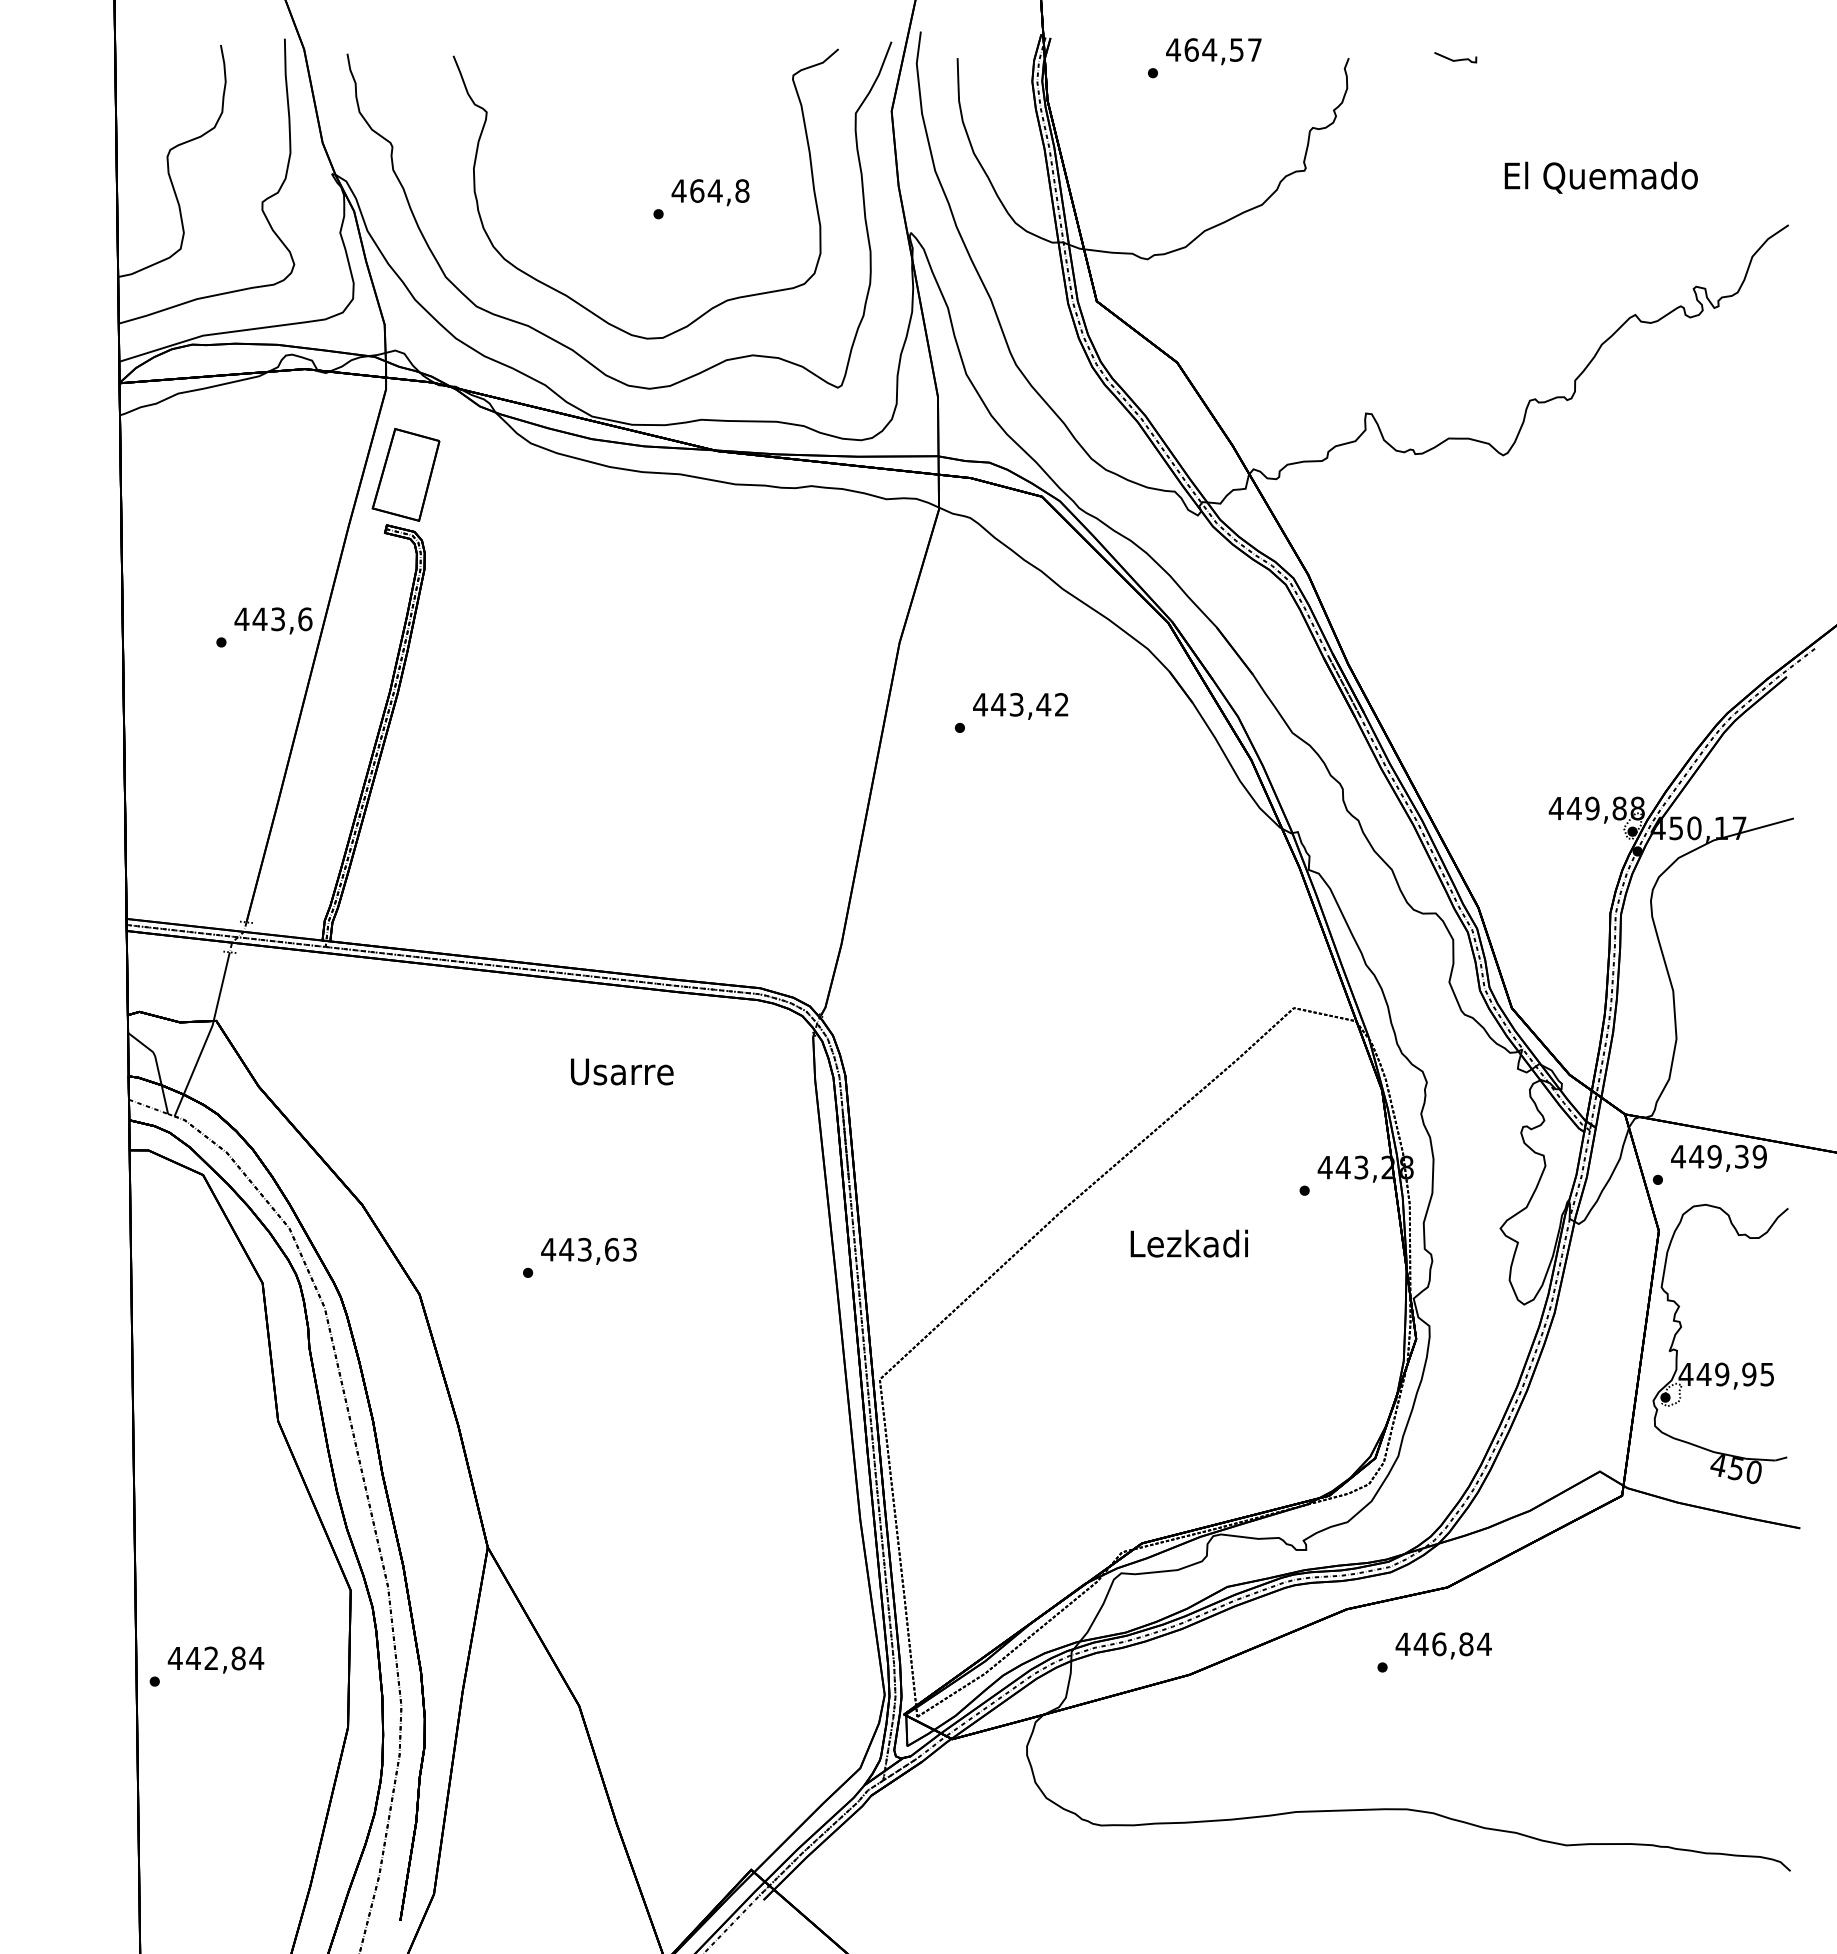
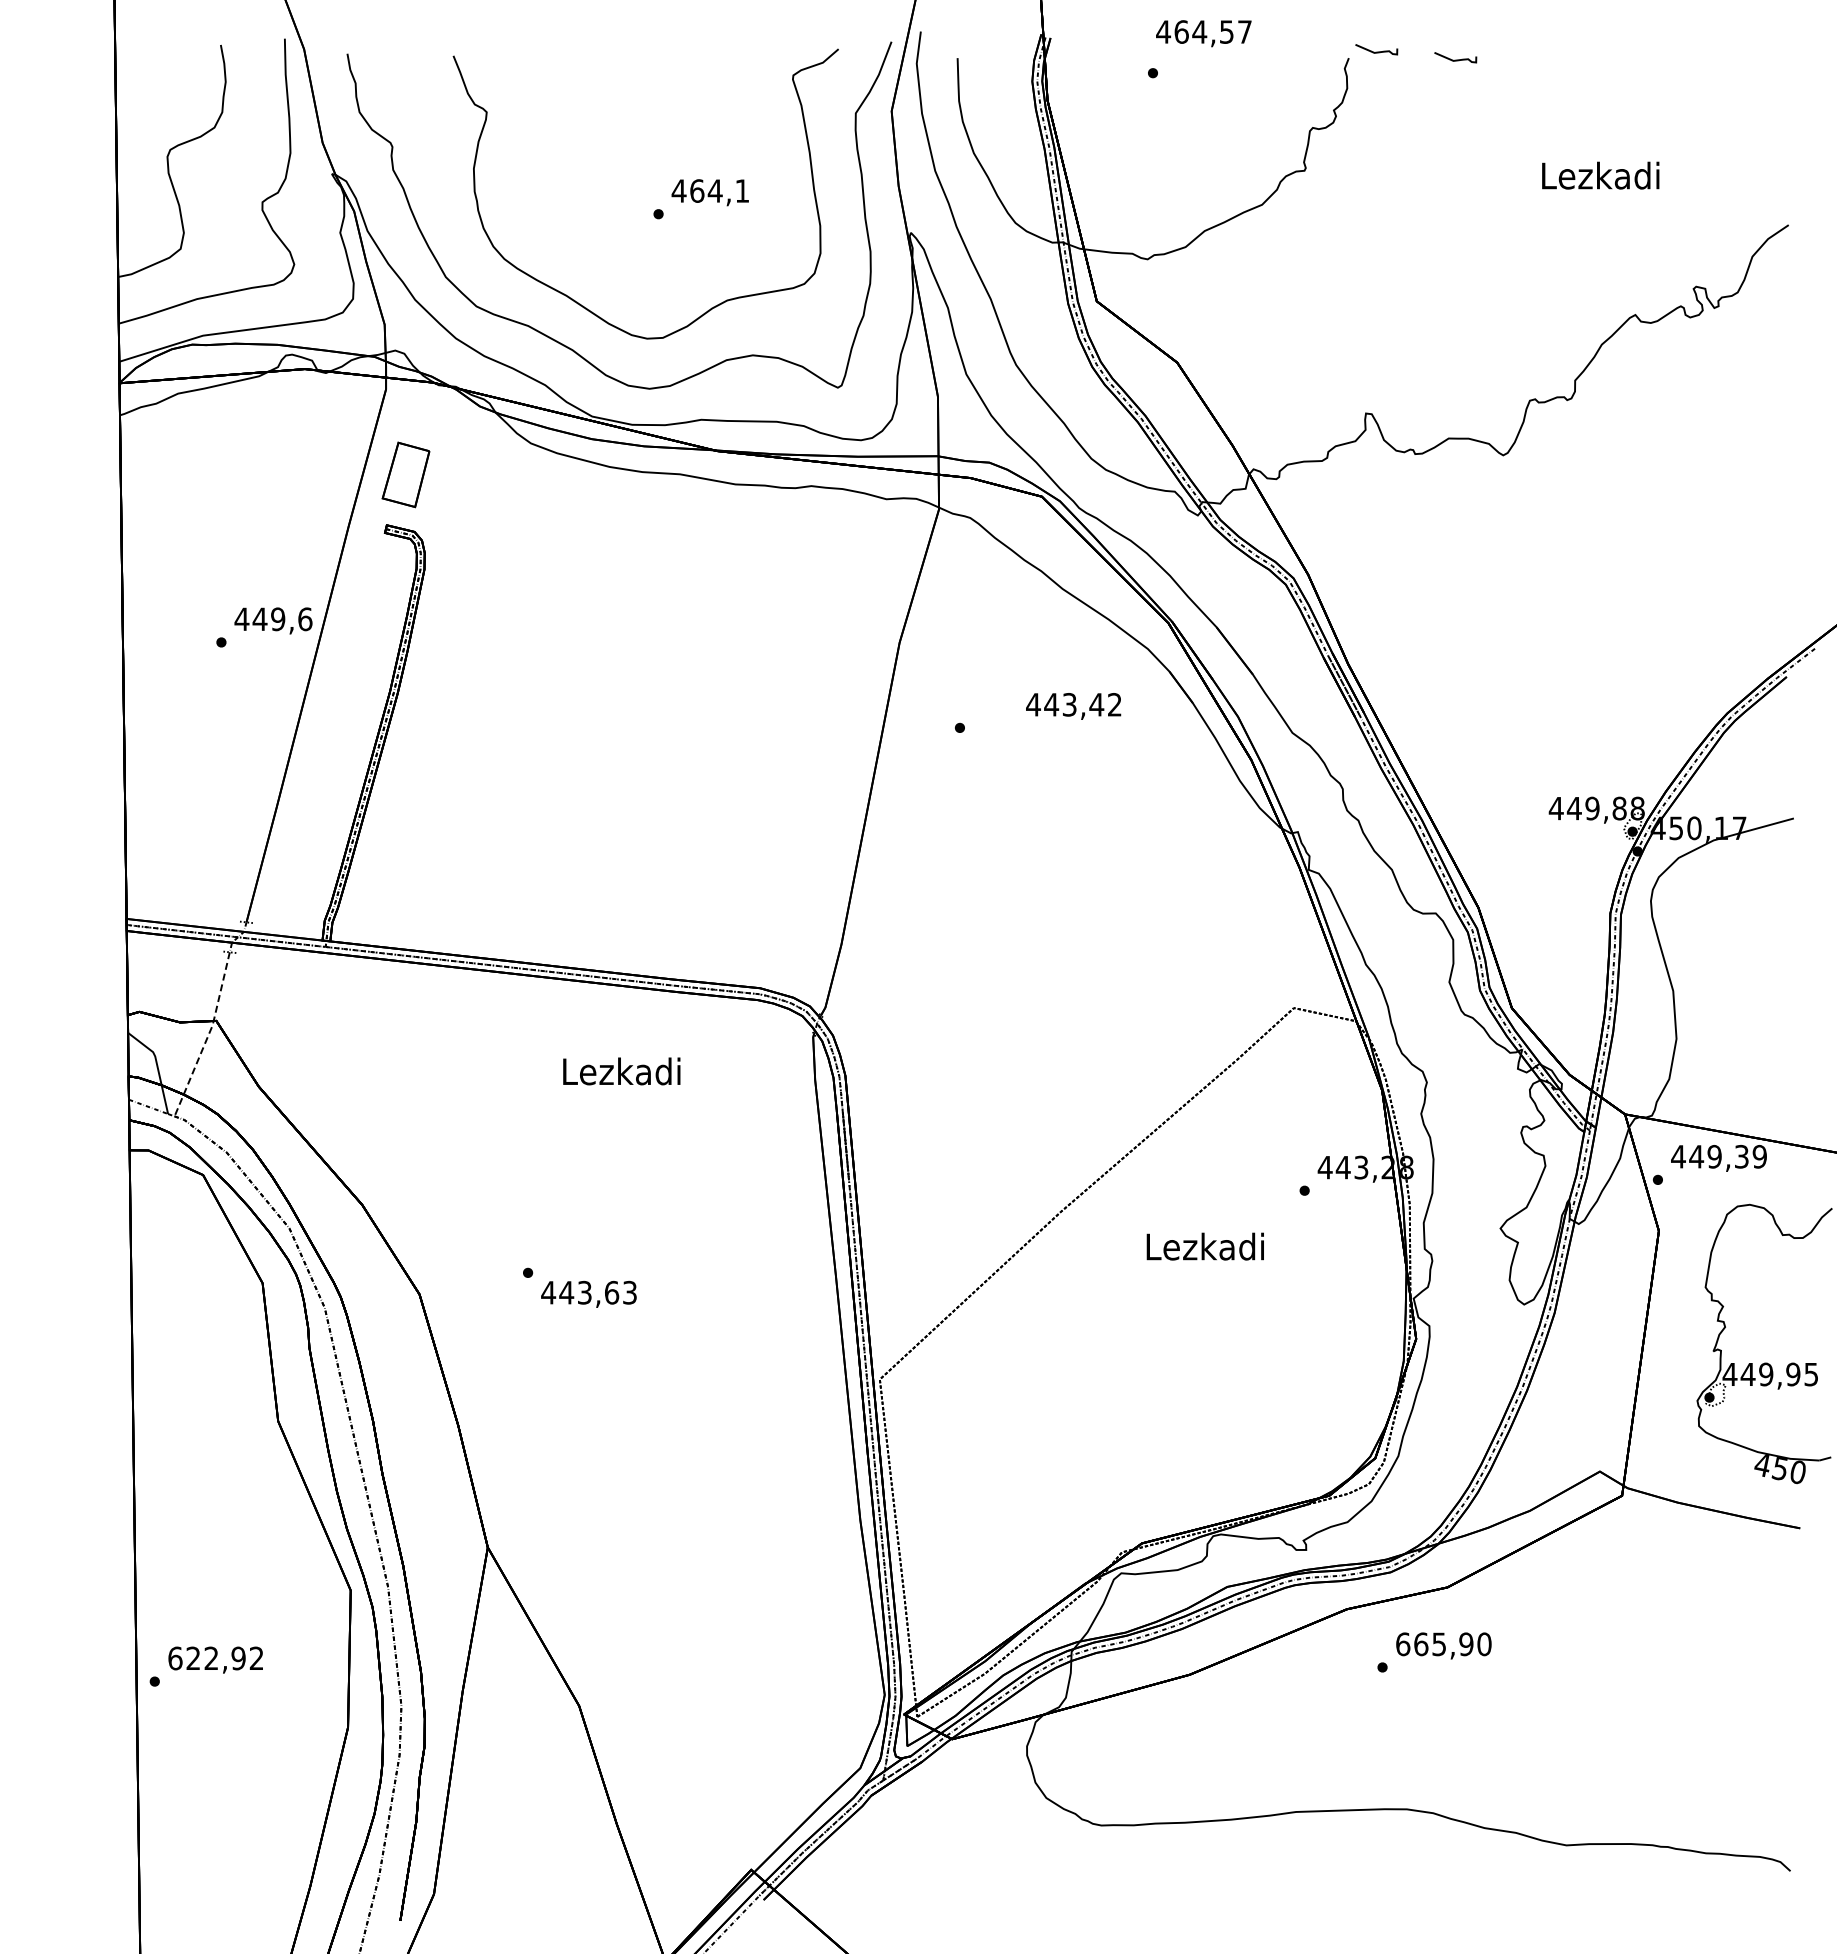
text position: (1213, 51) -> (1203, 33) (1203, 33)
curve: none -> present (1376, 51)
text: El Quemado -> Lezkadi (1600, 177)
text: 464,8 -> 464,1 (742, 190)
part size: 70x94 px -> 50x68 px (405, 474)
text: 443,6 -> 449,6 (278, 619)
text position: (1020, 706) -> (1073, 706) (1073, 706)
line: solid -> dashed (208, 1035)
text: Usarre -> Lezkadi (621, 1071)
text position: (1188, 1243) -> (1204, 1246) (1204, 1246)
text position: (588, 1250) -> (588, 1293) (588, 1293)
part position: (1720, 1362) -> (1764, 1362) (1764, 1362)
text: 446,84 -> 665,90 (1443, 1644)
text: 442,84 -> 622,92 (215, 1658)
